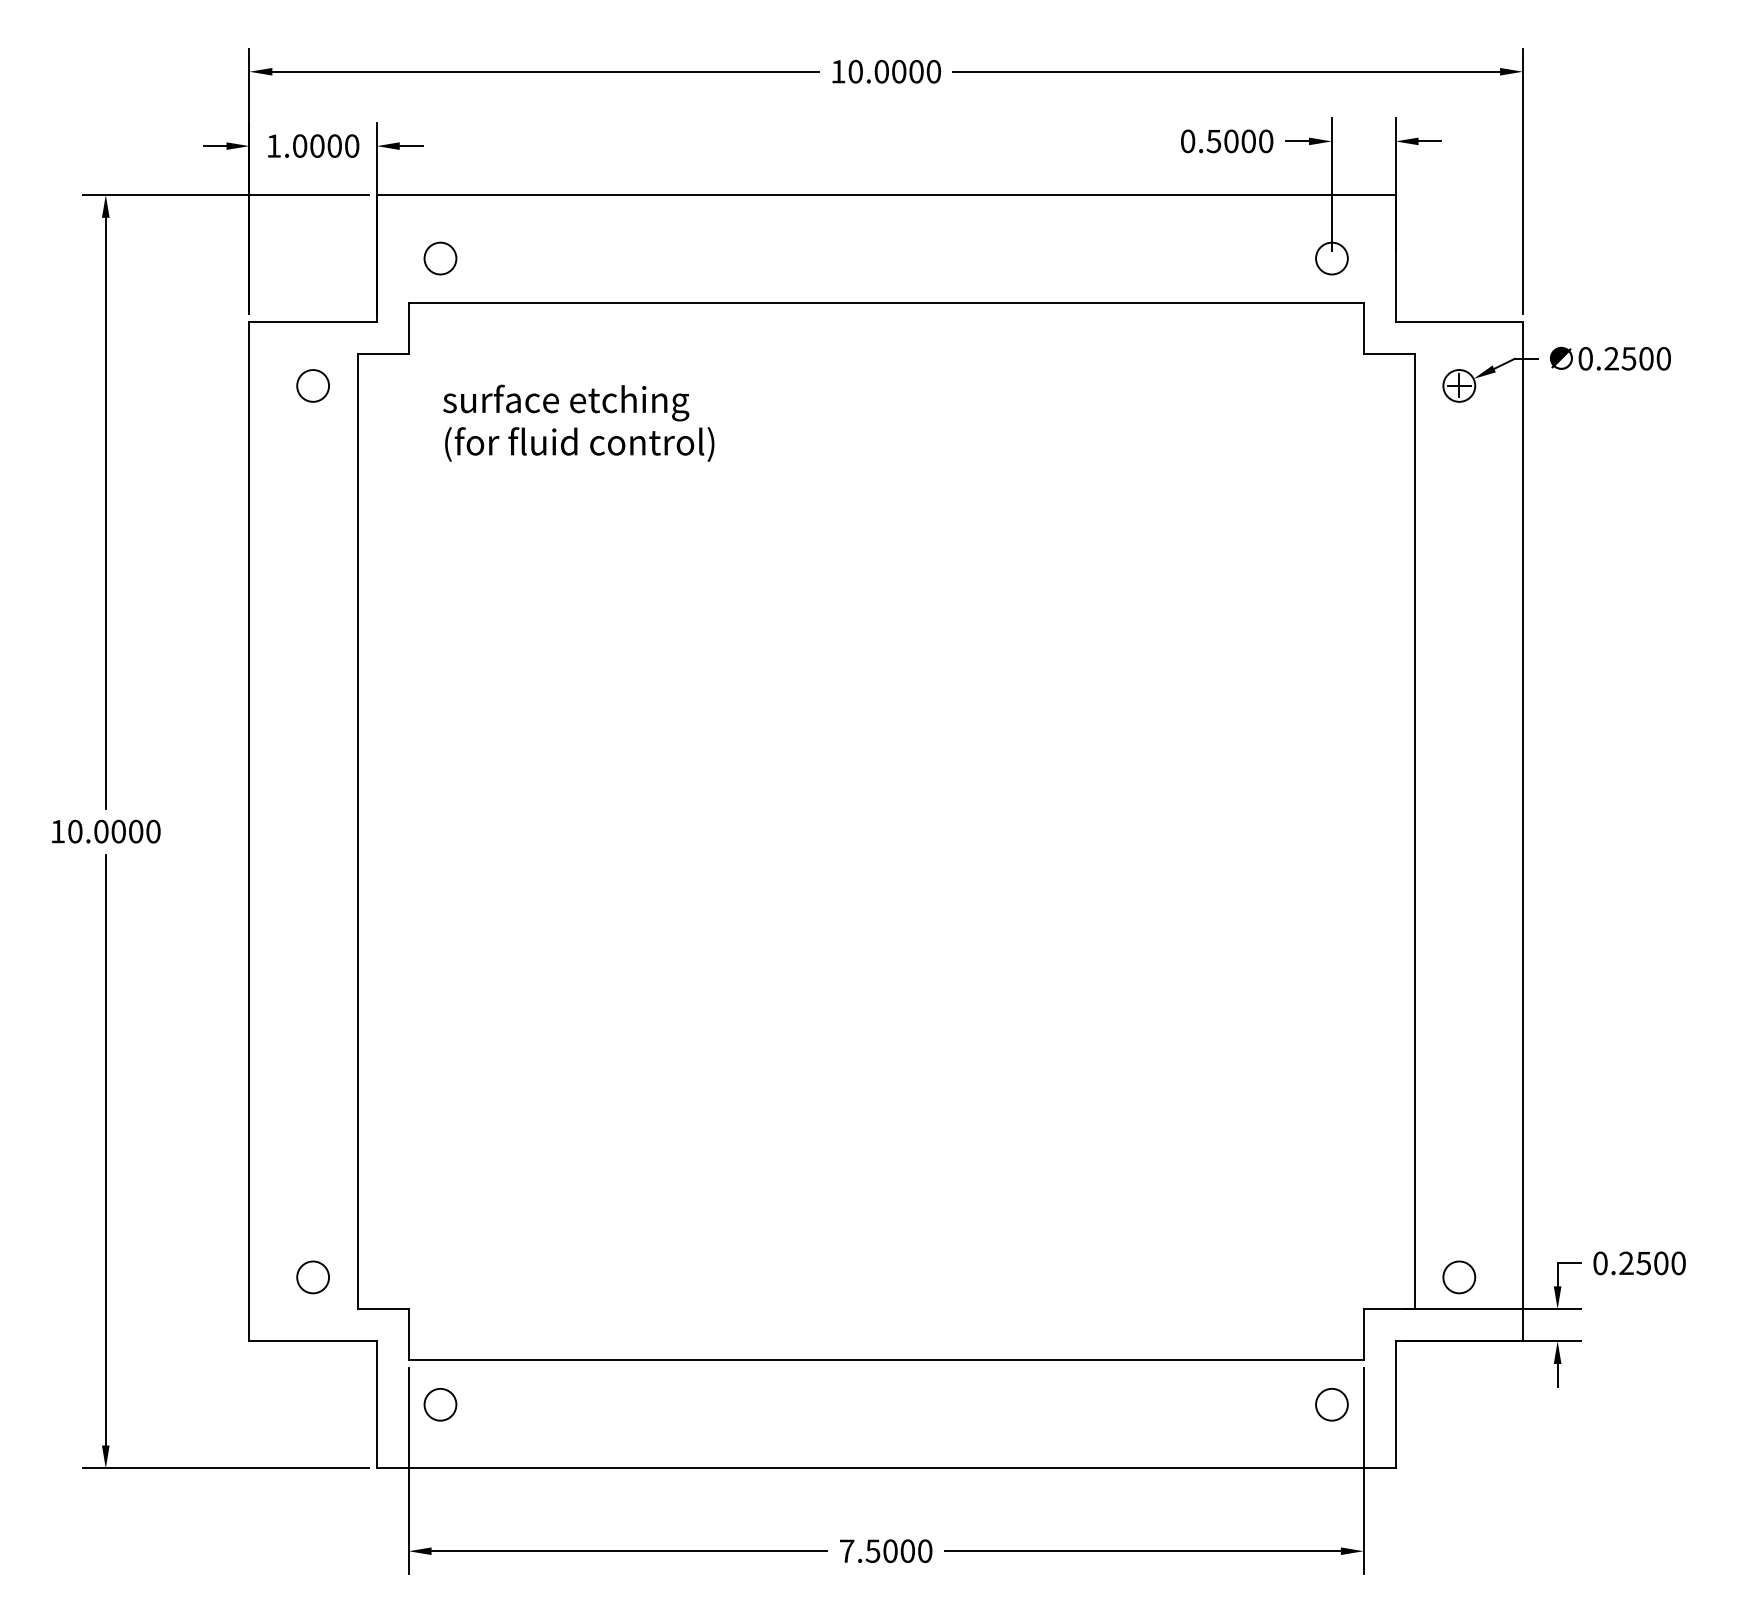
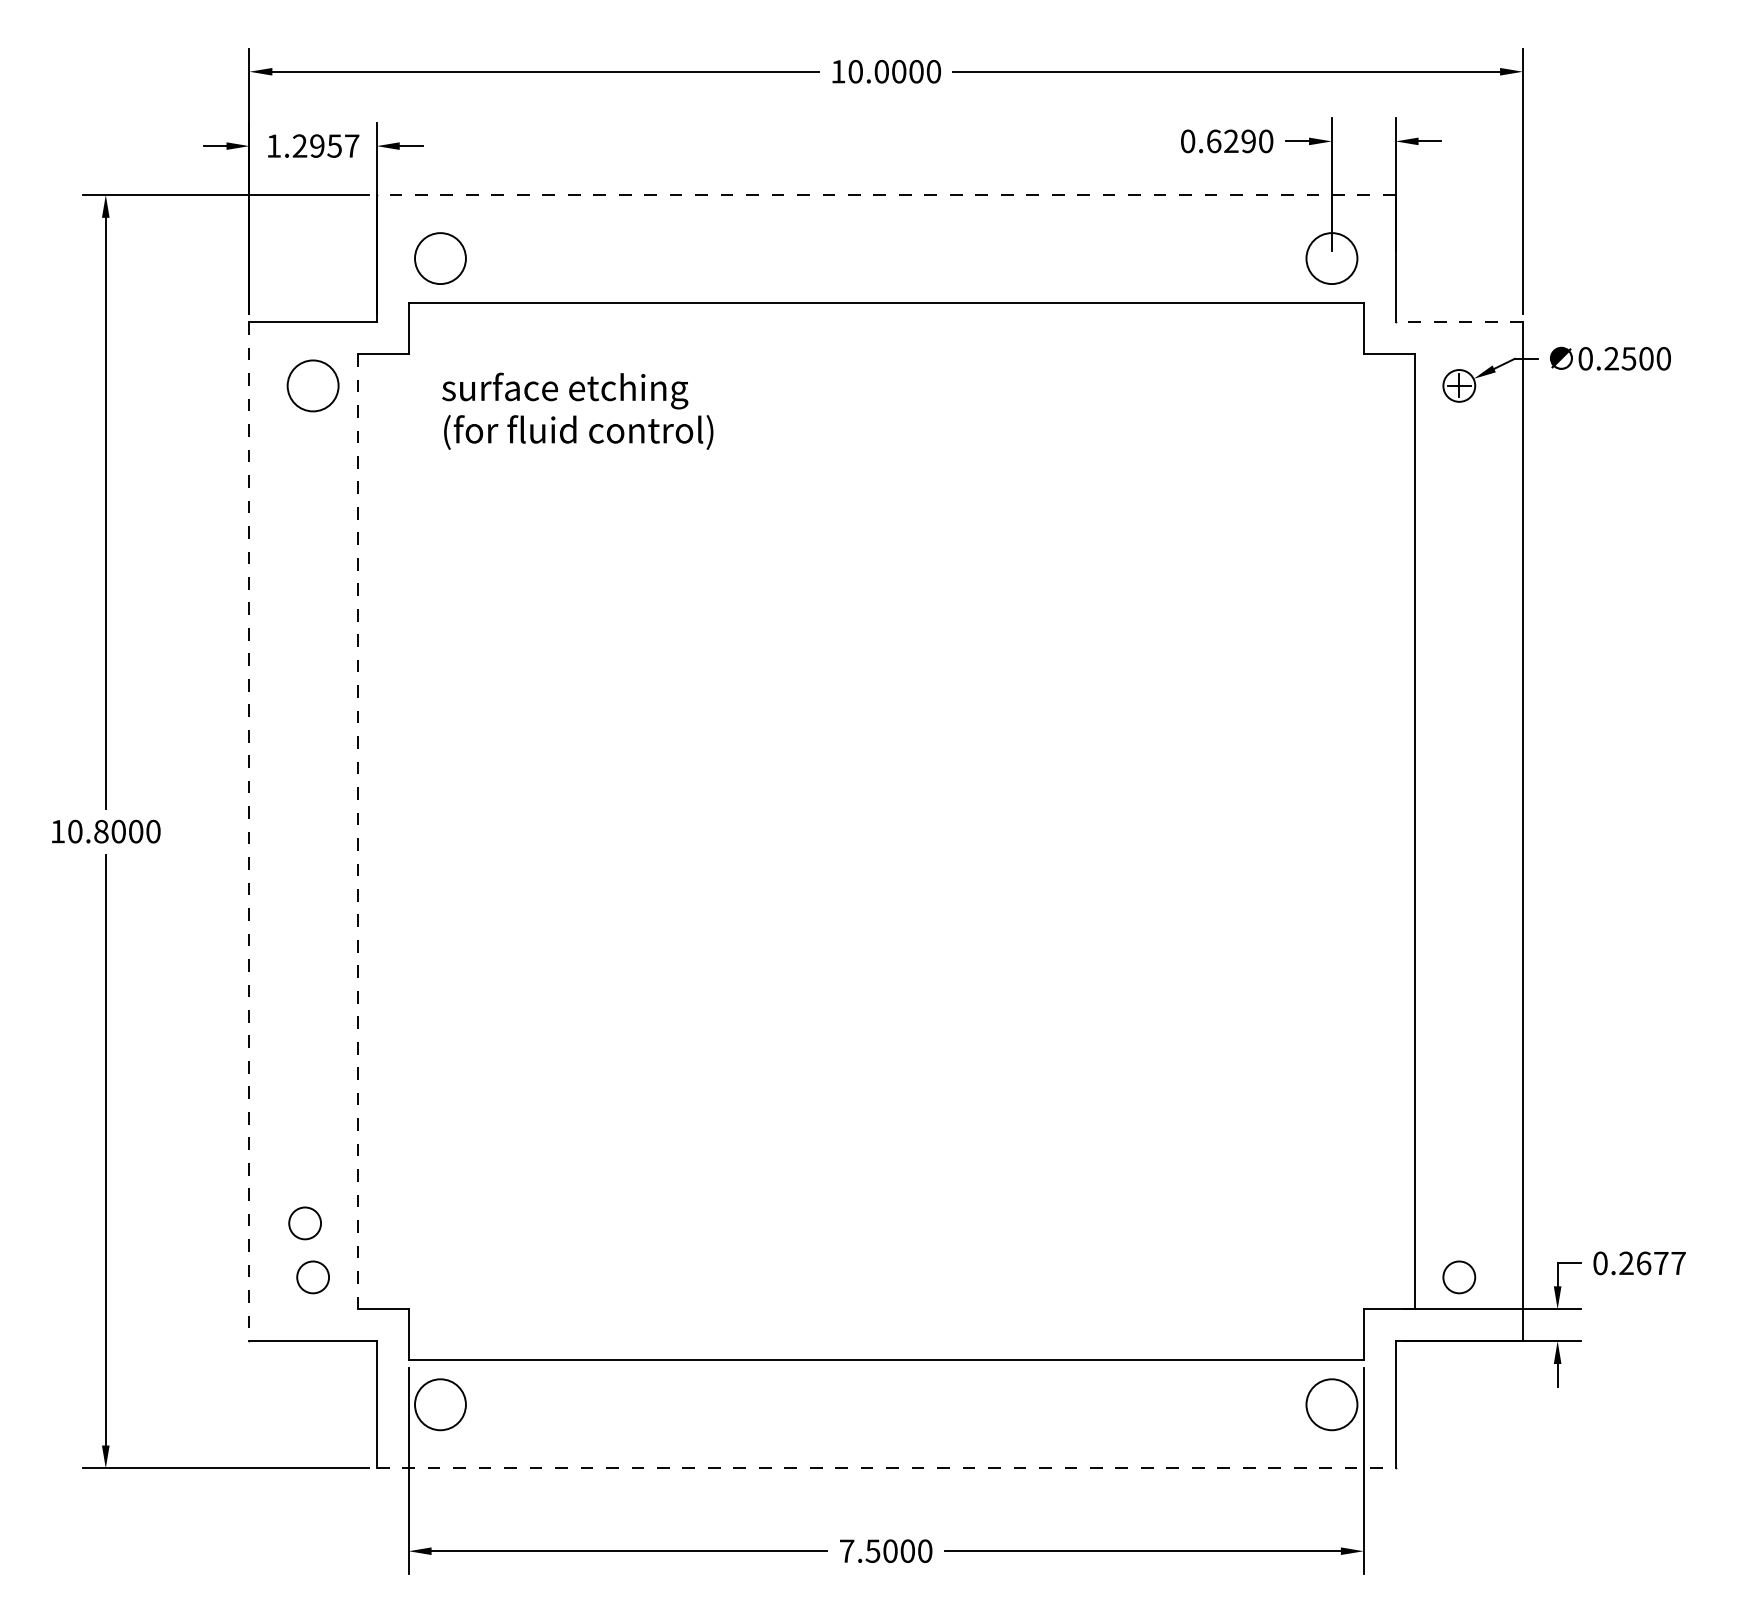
text: 0.5000 -> 0.6290 (1230, 141)
text: 1.0000 -> 1.2957 (325, 145)
line: solid -> dashed (885, 194)
circle diameter: 32 px -> 51 px (440, 258)
circle diameter: 32 px -> 51 px (1331, 258)
line: solid -> dashed (1459, 322)
circle diameter: 32 px -> 51 px (312, 385)
text position: (578, 422) -> (577, 410) (577, 410)
text: 10.0000 -> 10.8000 (101, 831)
line: solid -> dashed (357, 831)
line: solid -> dashed (249, 832)
circle: none -> present (304, 1223)
text: 0.2500 -> 0.2677 (1660, 1263)
circle diameter: 32 px -> 51 px (440, 1404)
circle diameter: 32 px -> 51 px (1331, 1404)
line: solid -> dashed (886, 1468)
